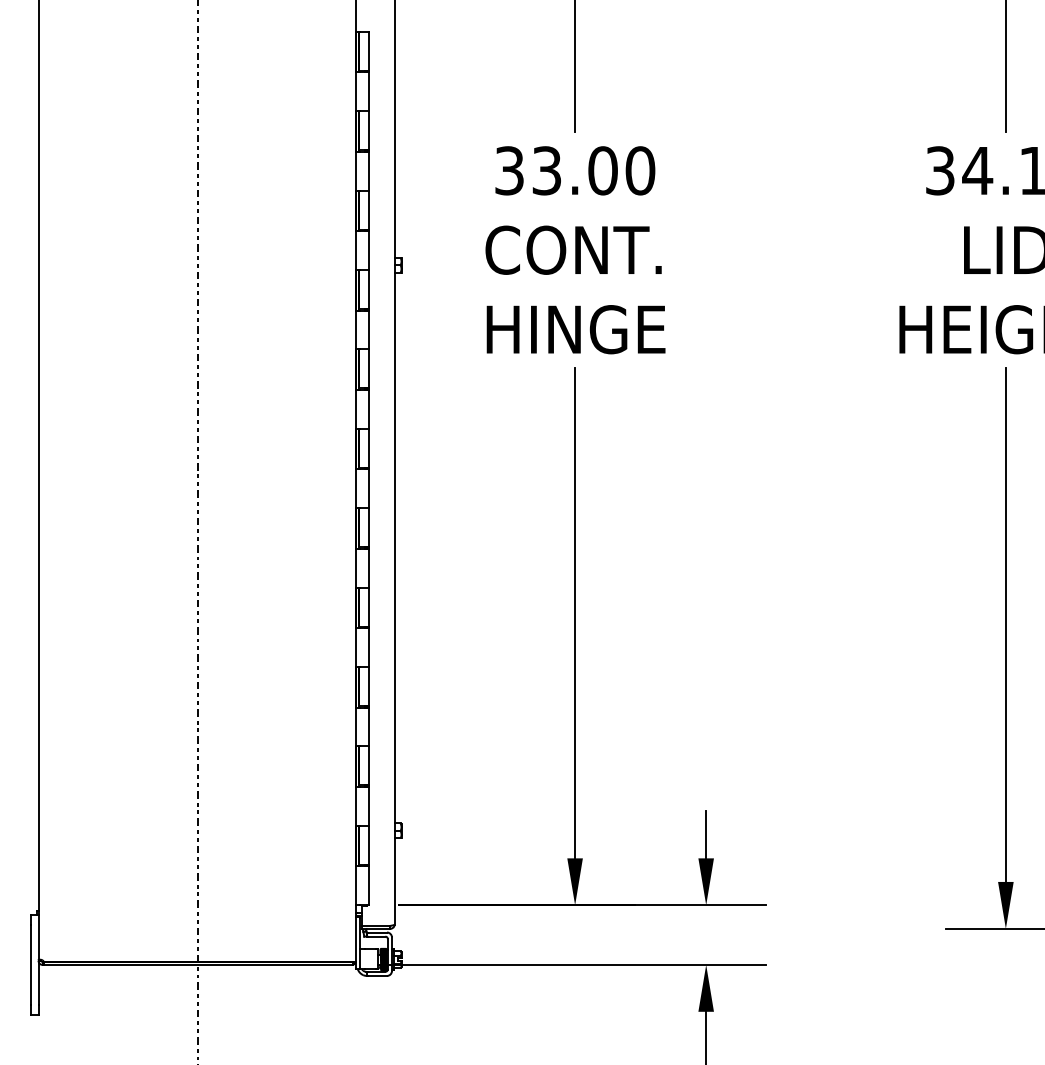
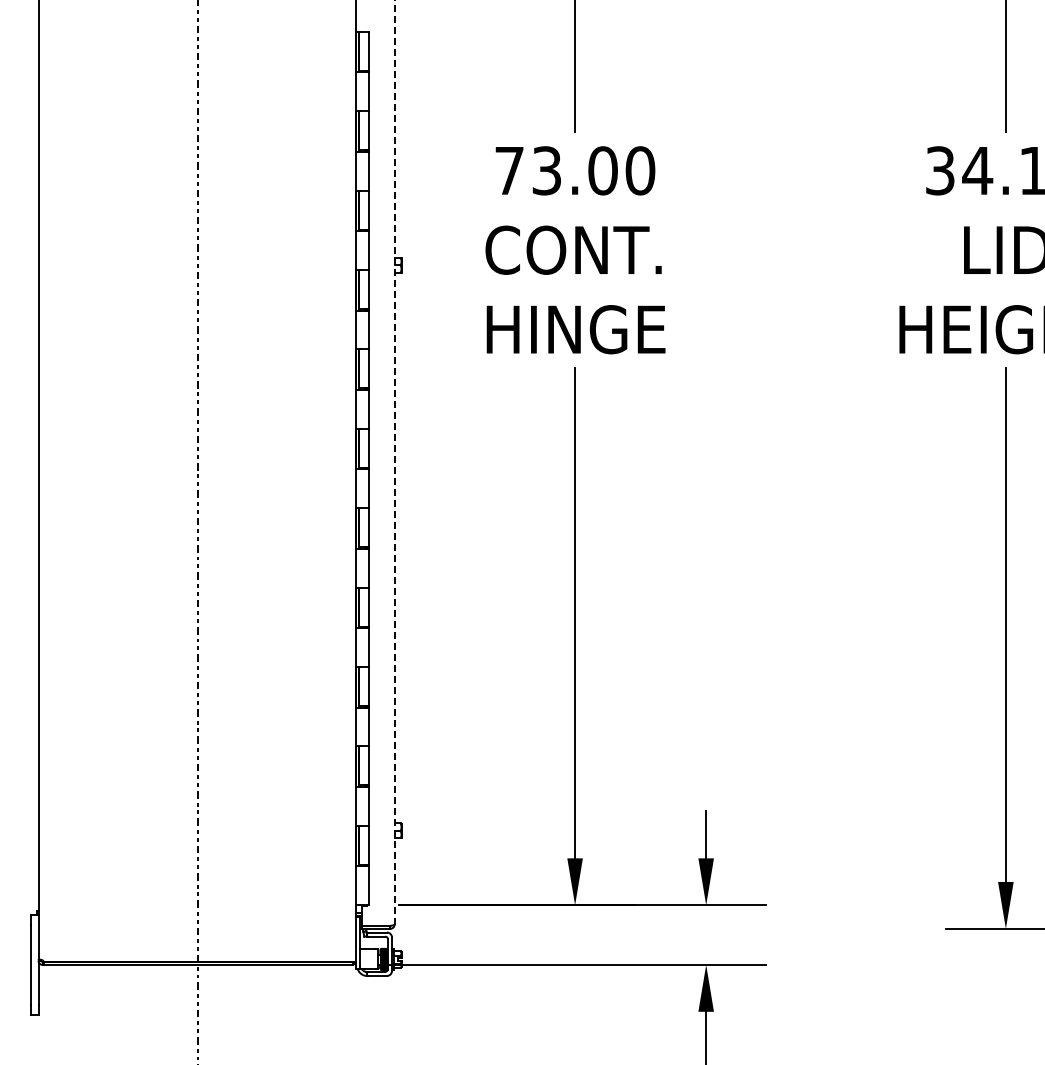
text: 33.00 -> 73.00 (509, 170)
line: solid -> dashed (394, 462)
